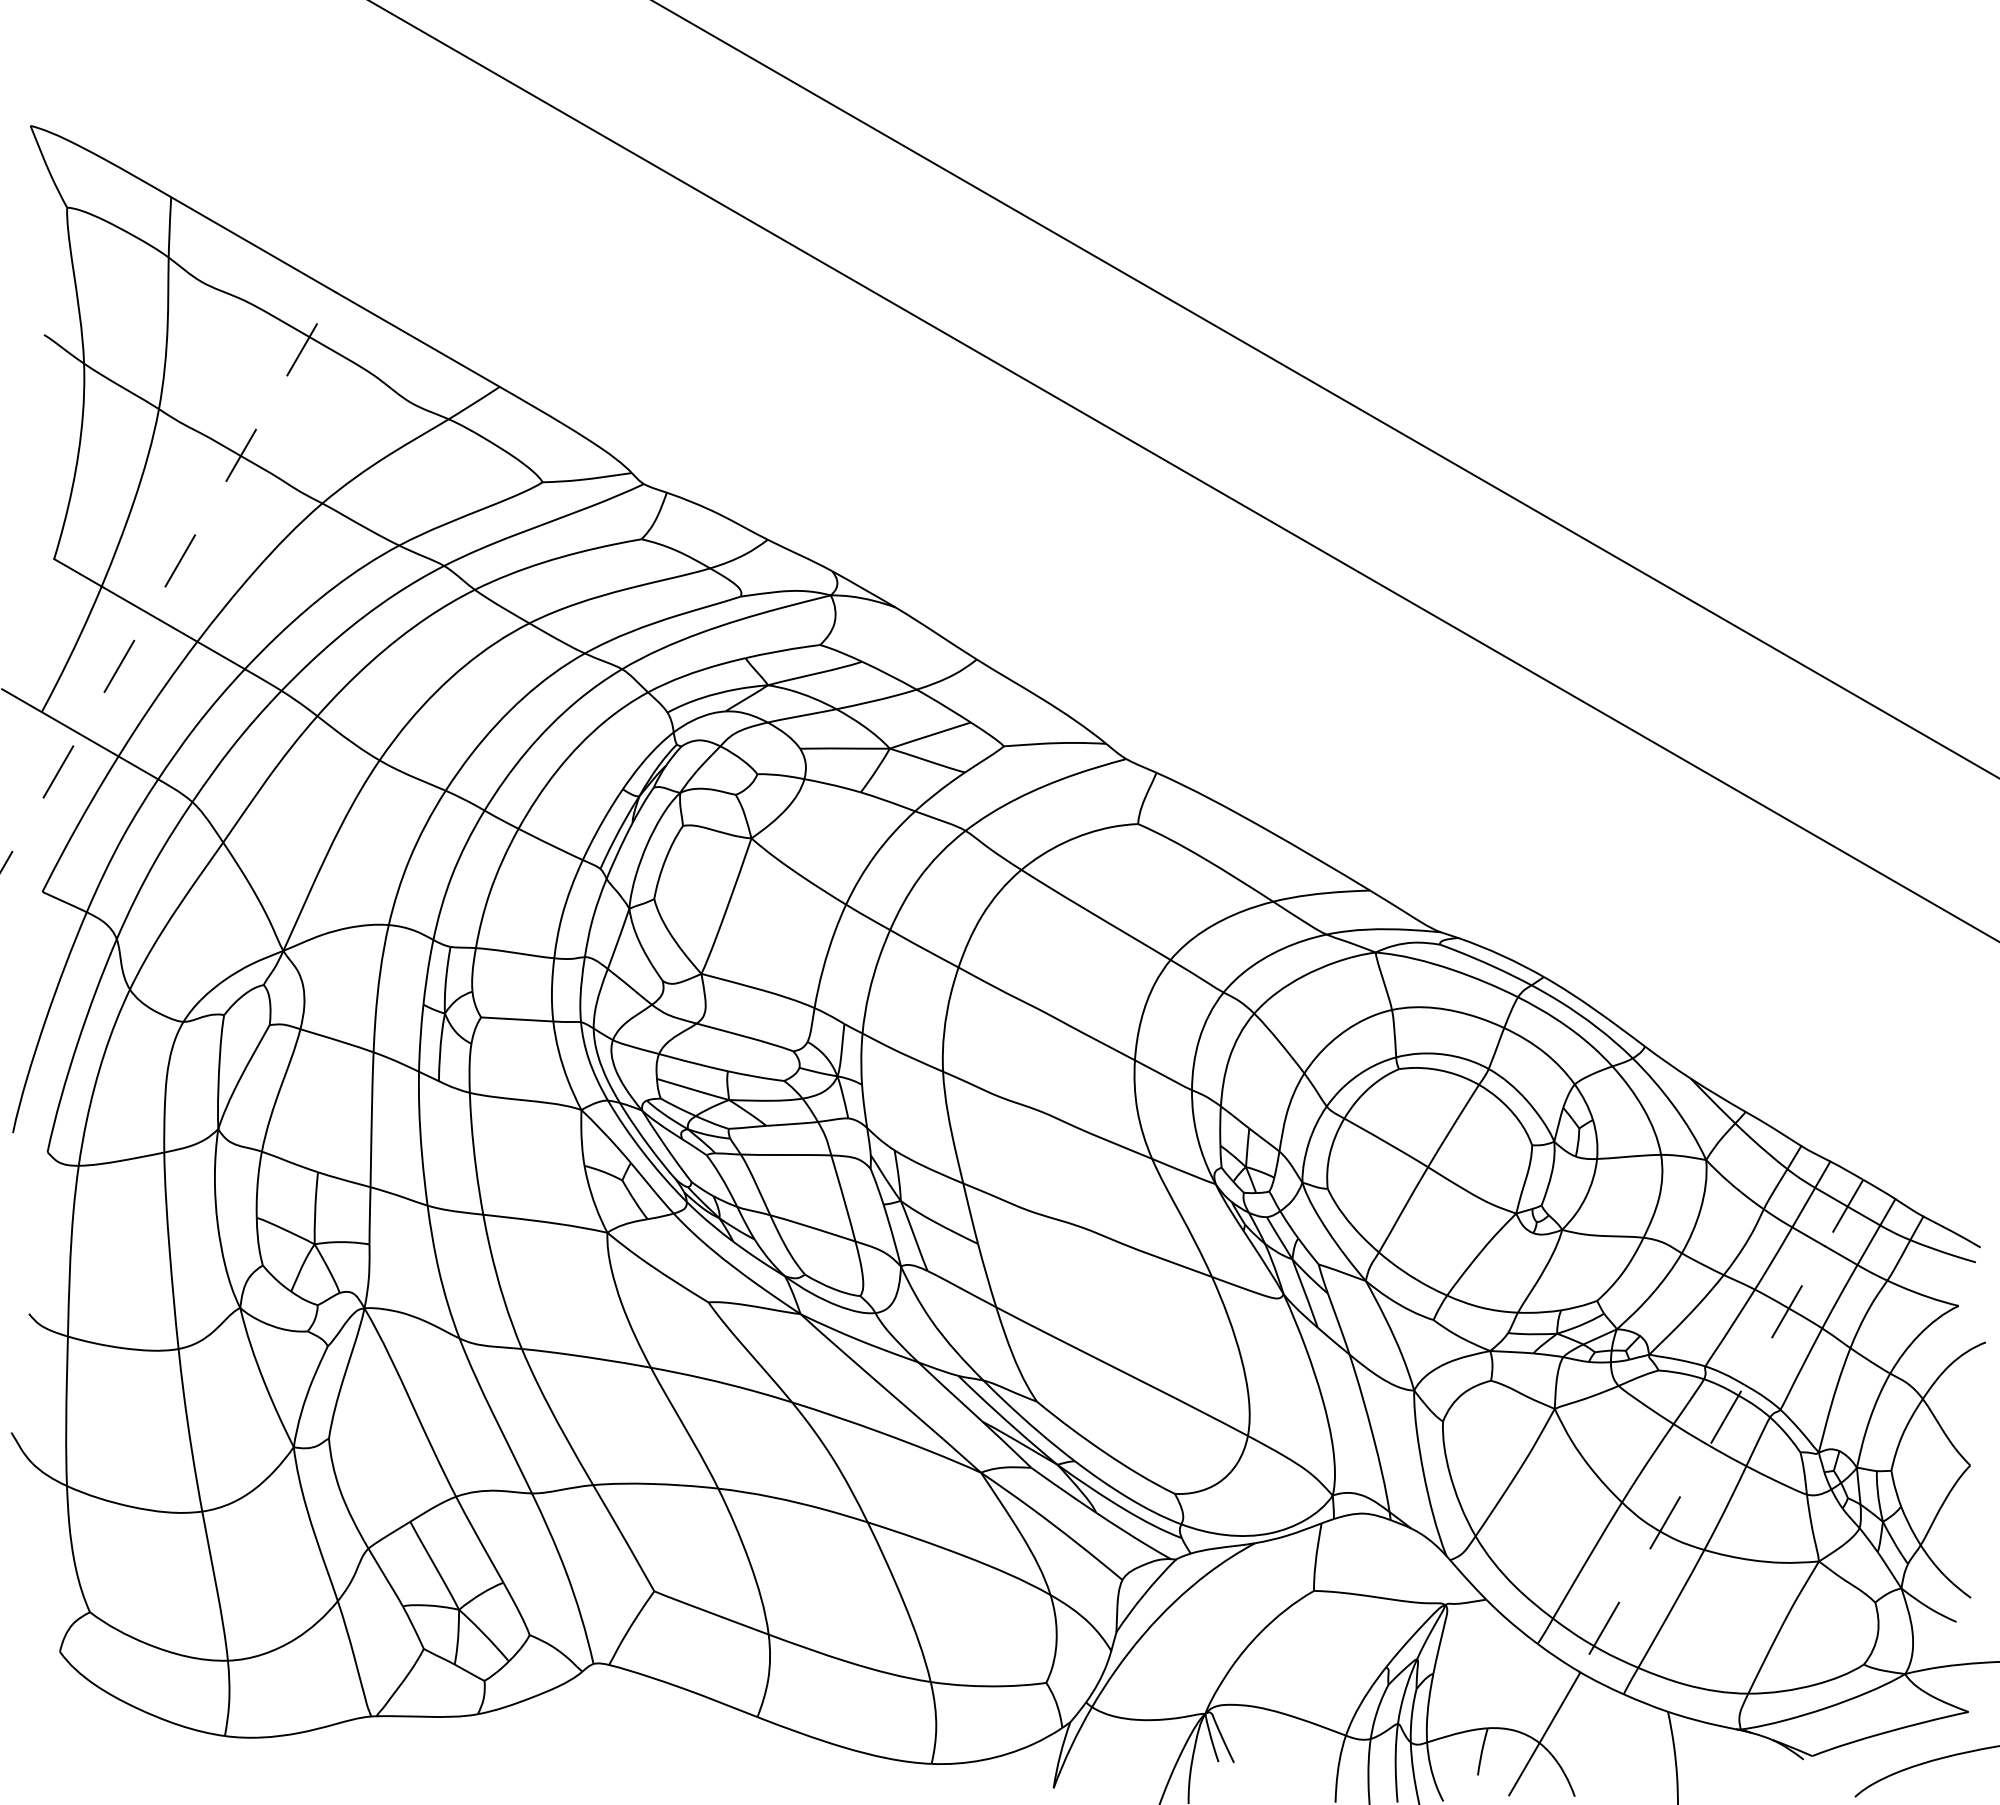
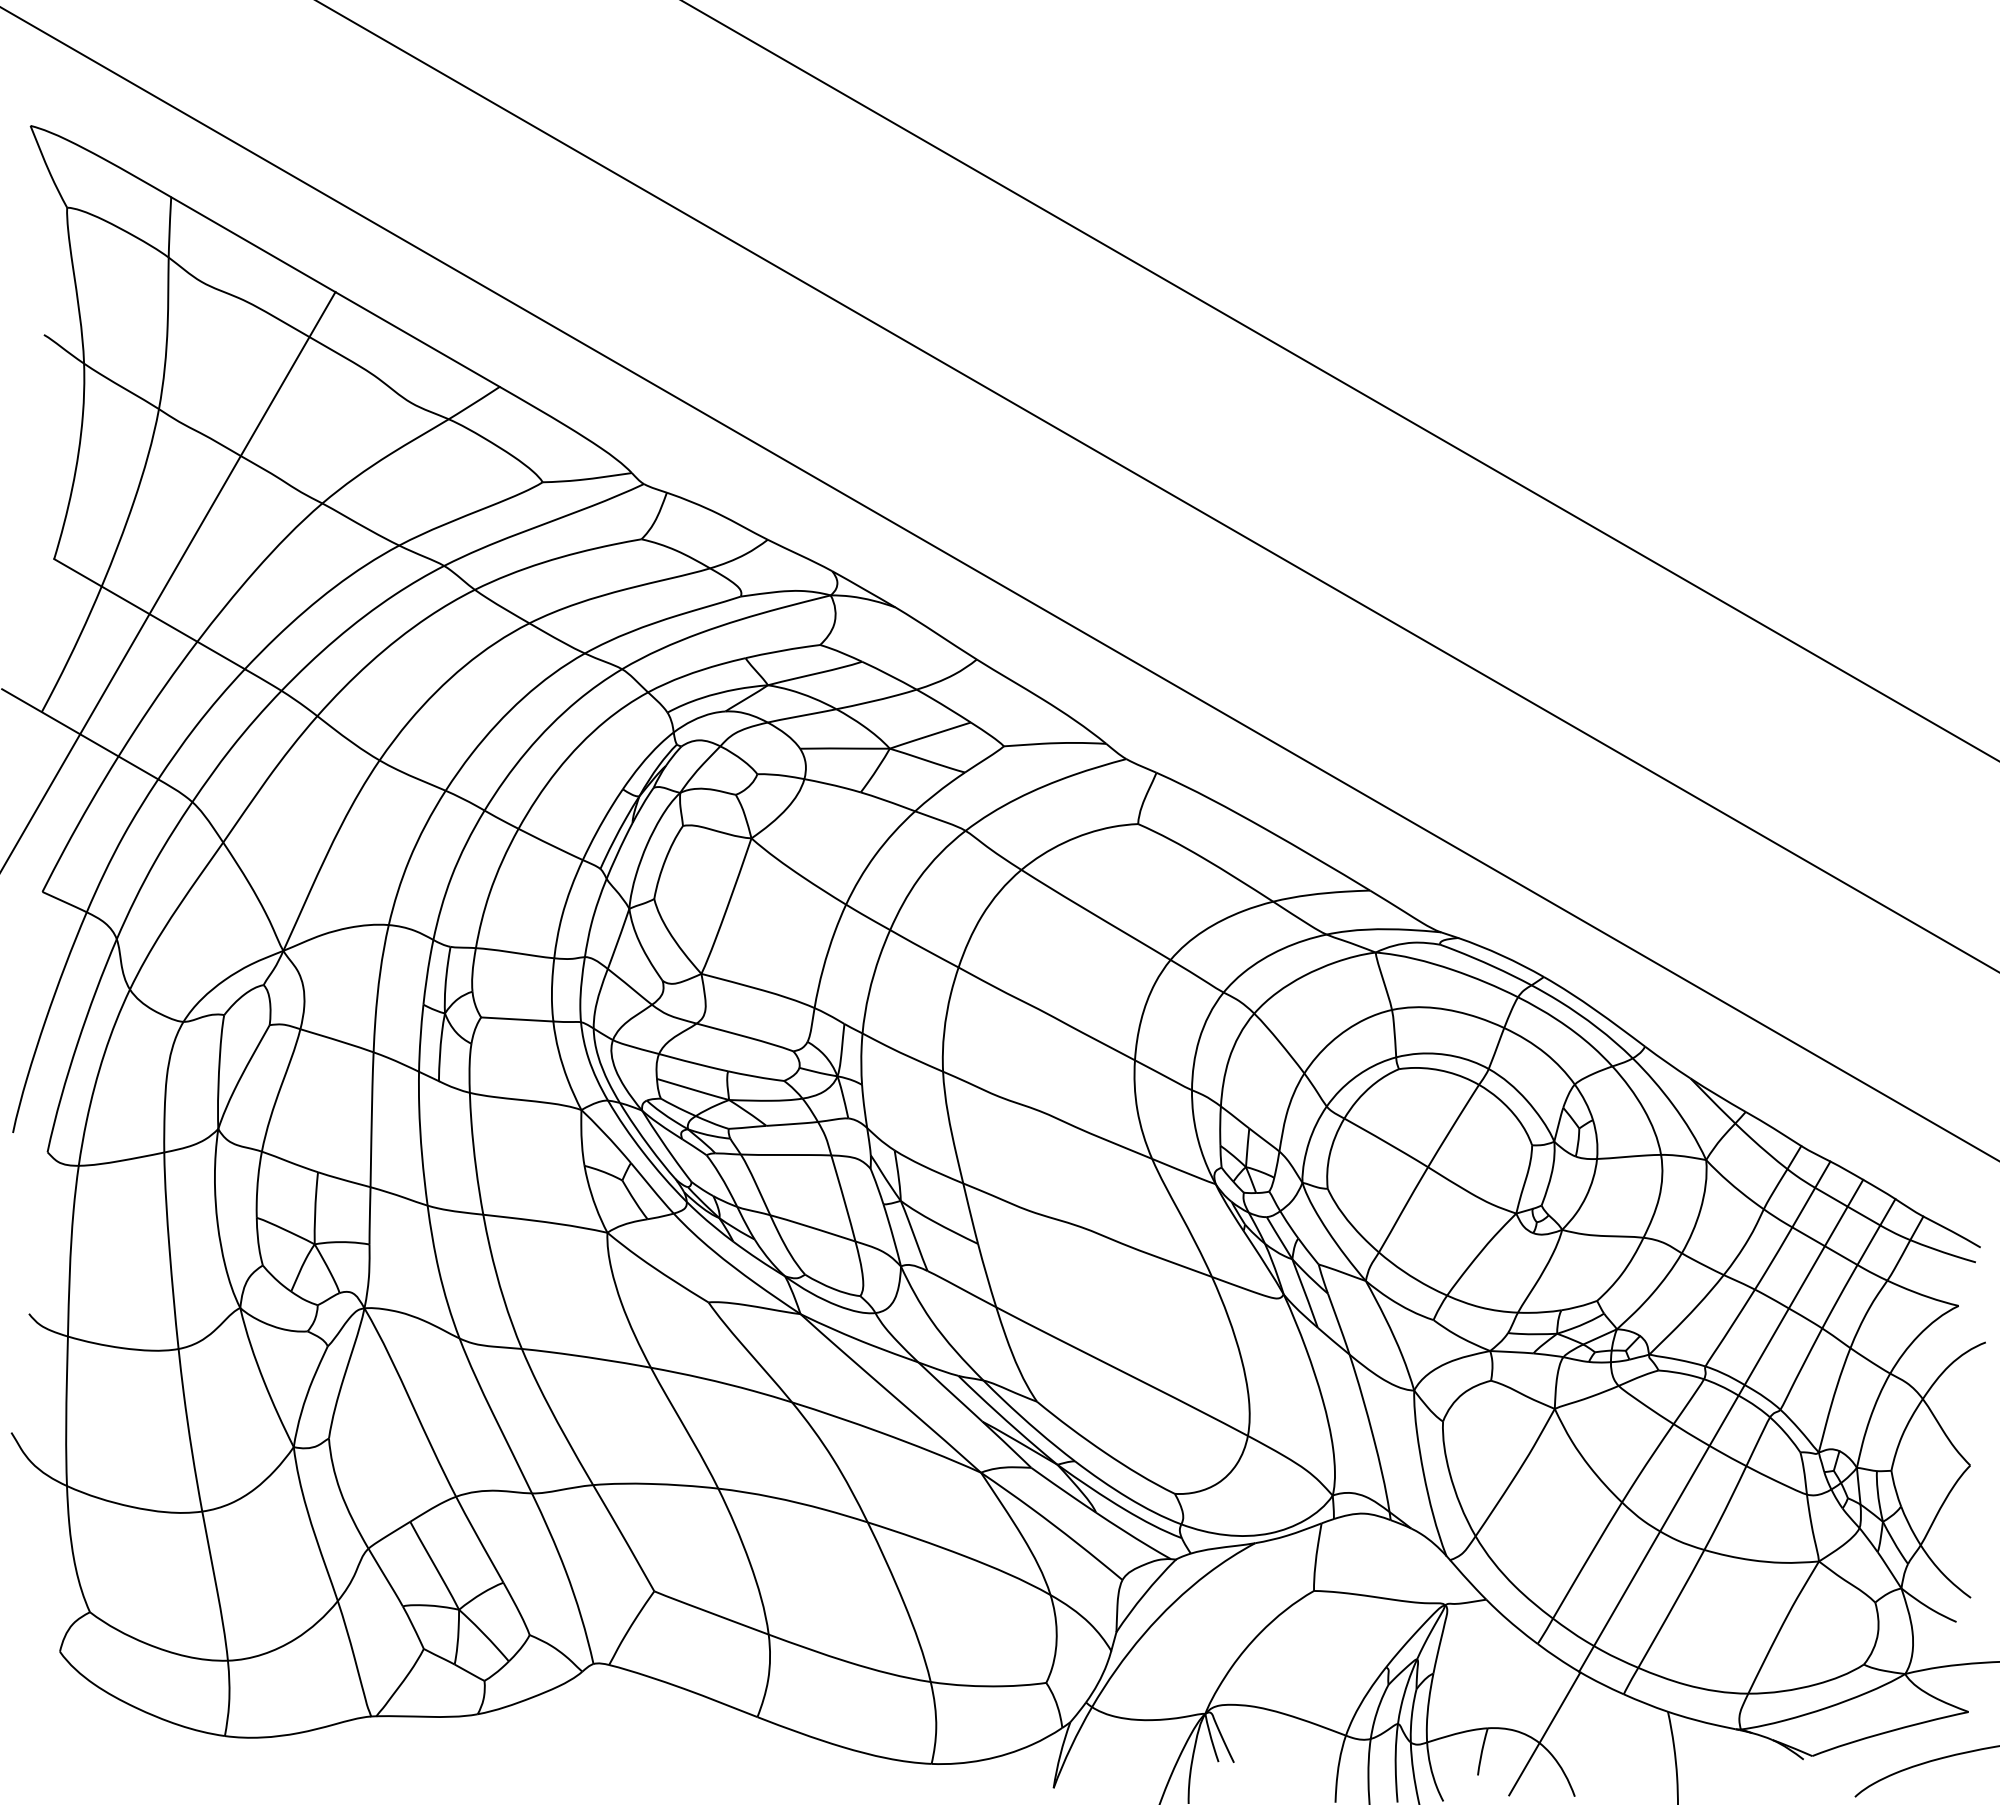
line position: (1325, 389) -> (1340, 380) (1340, 380)
line position: (1183, 471) -> (1157, 486) (1157, 486)
line: dashed -> solid (168, 582)
line: none -> present (999, 583)
line: dashed -> solid (1721, 1425)
